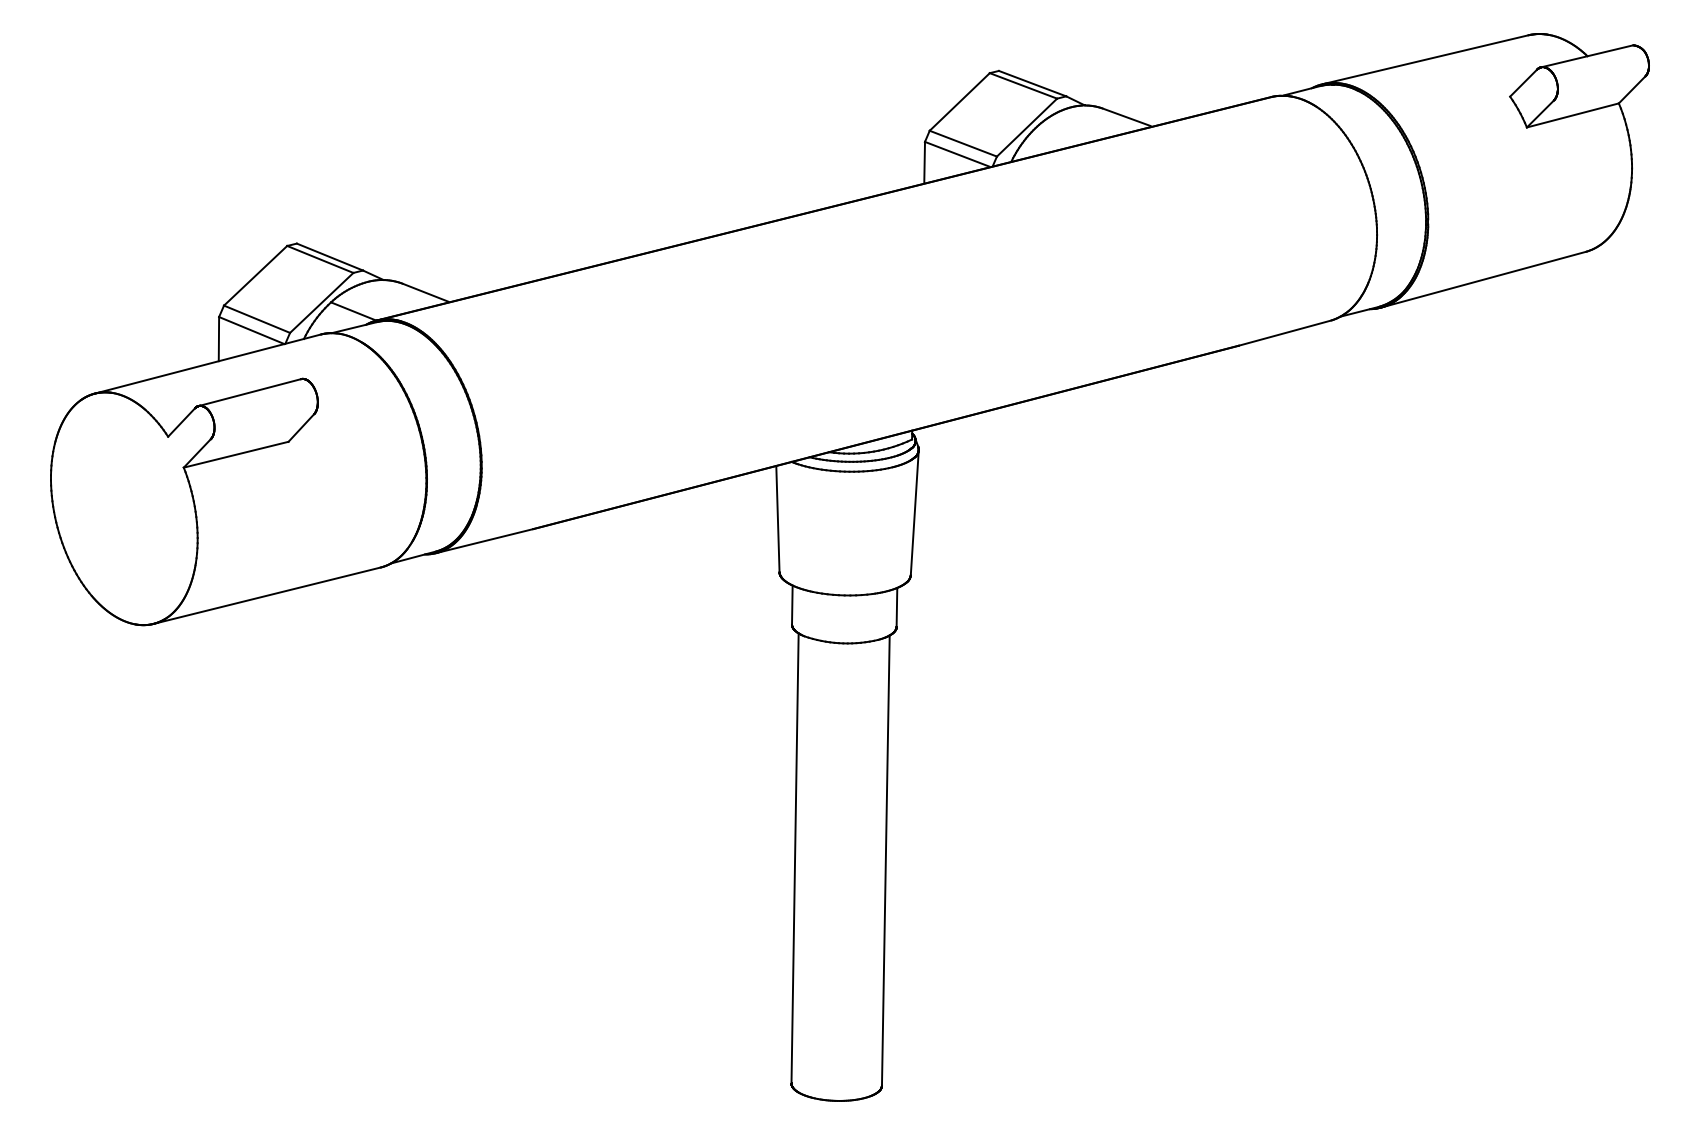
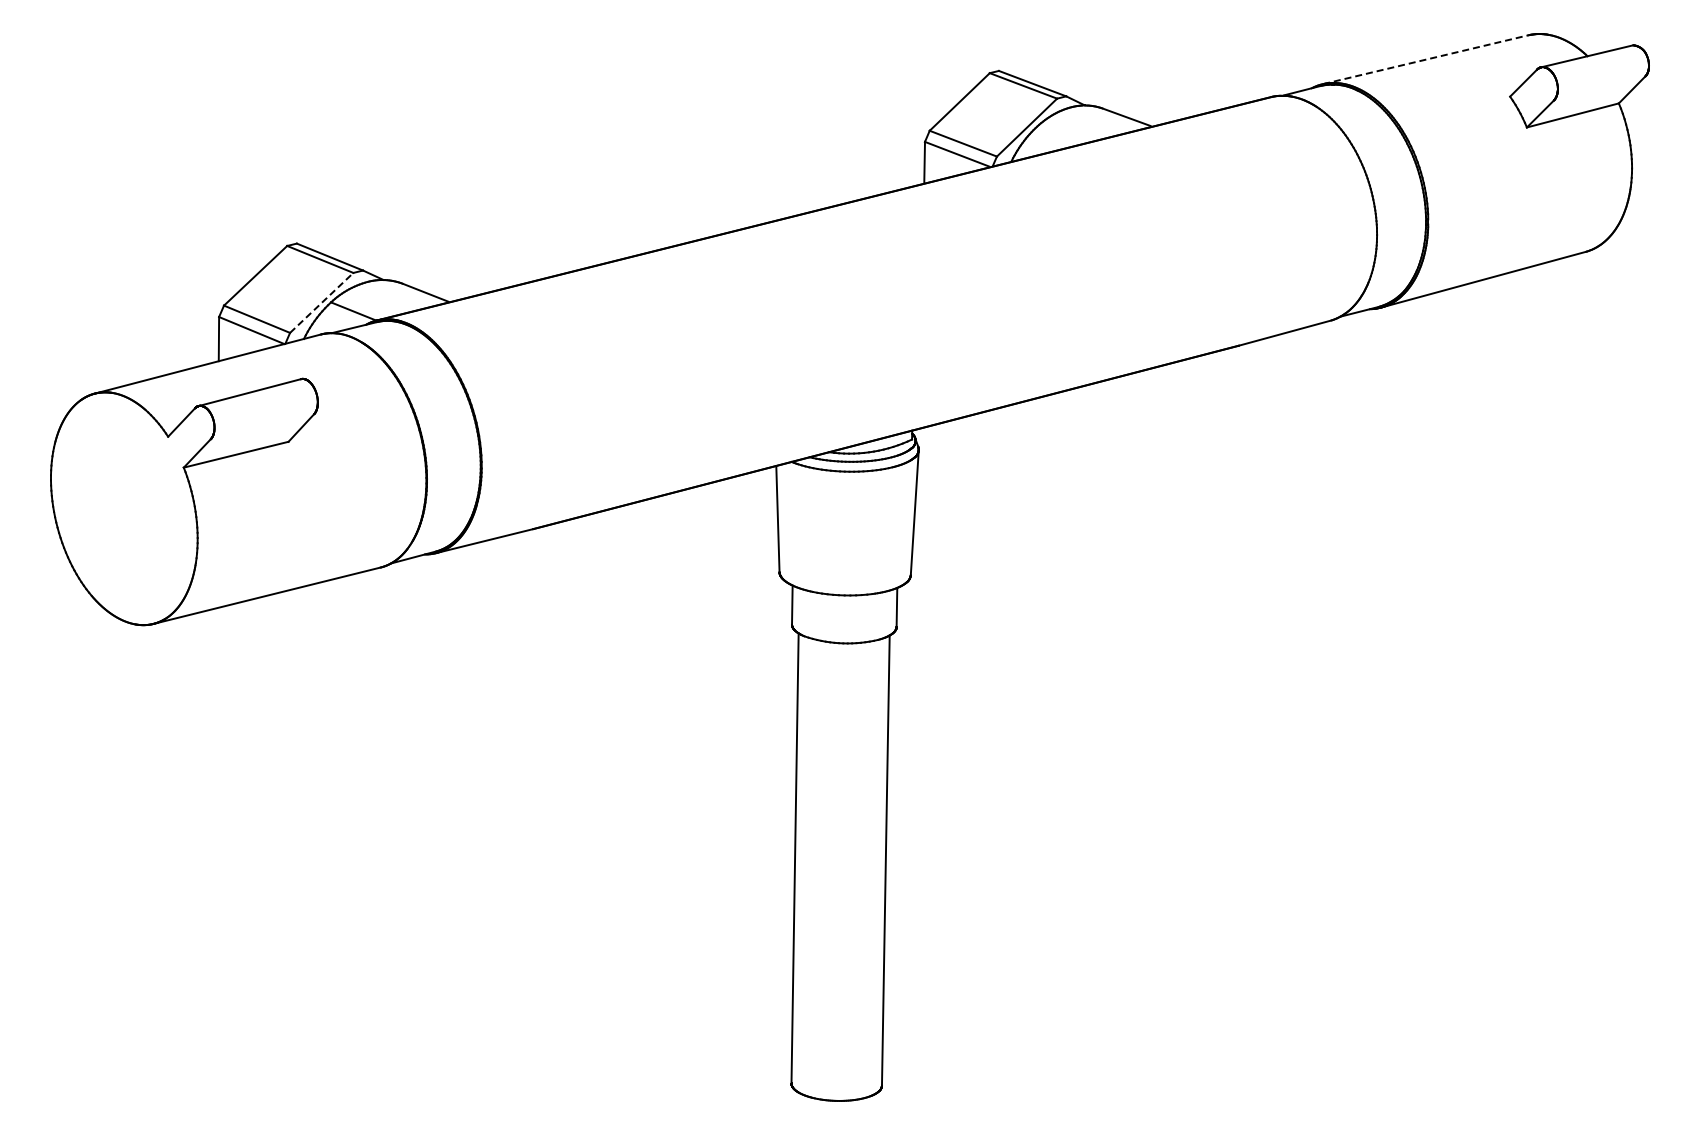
line: solid -> dashed (1425, 59)
line: solid -> dashed (321, 302)
